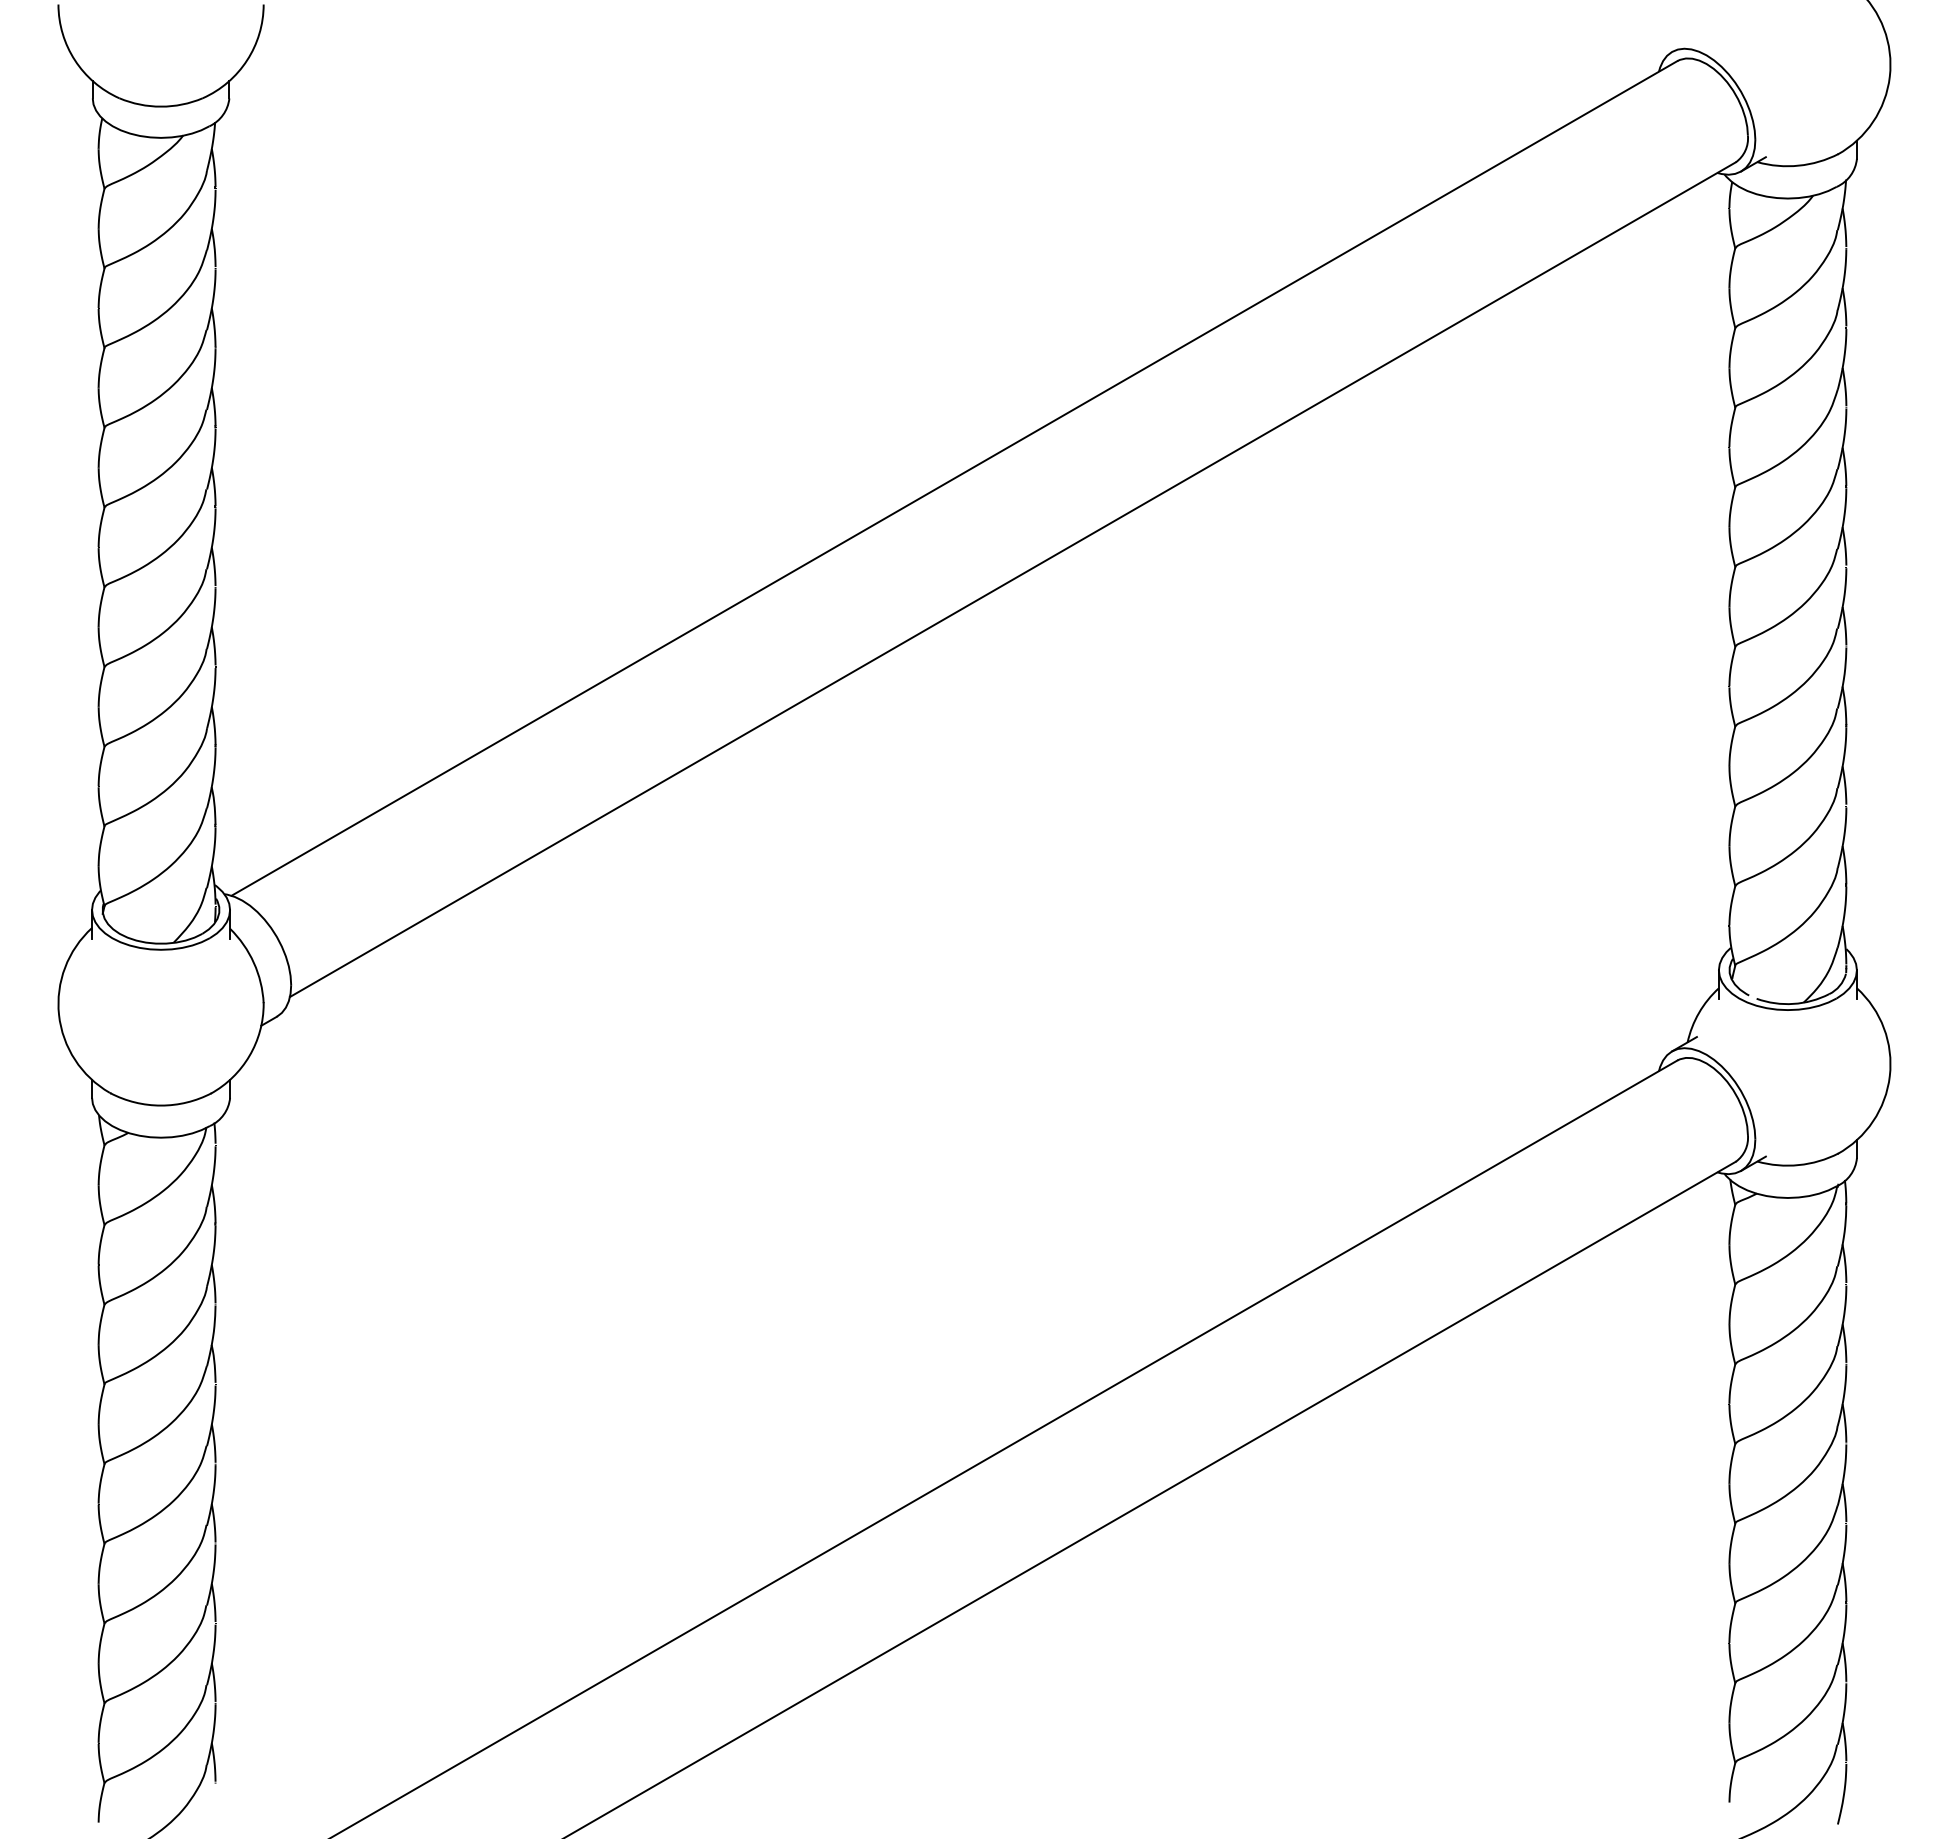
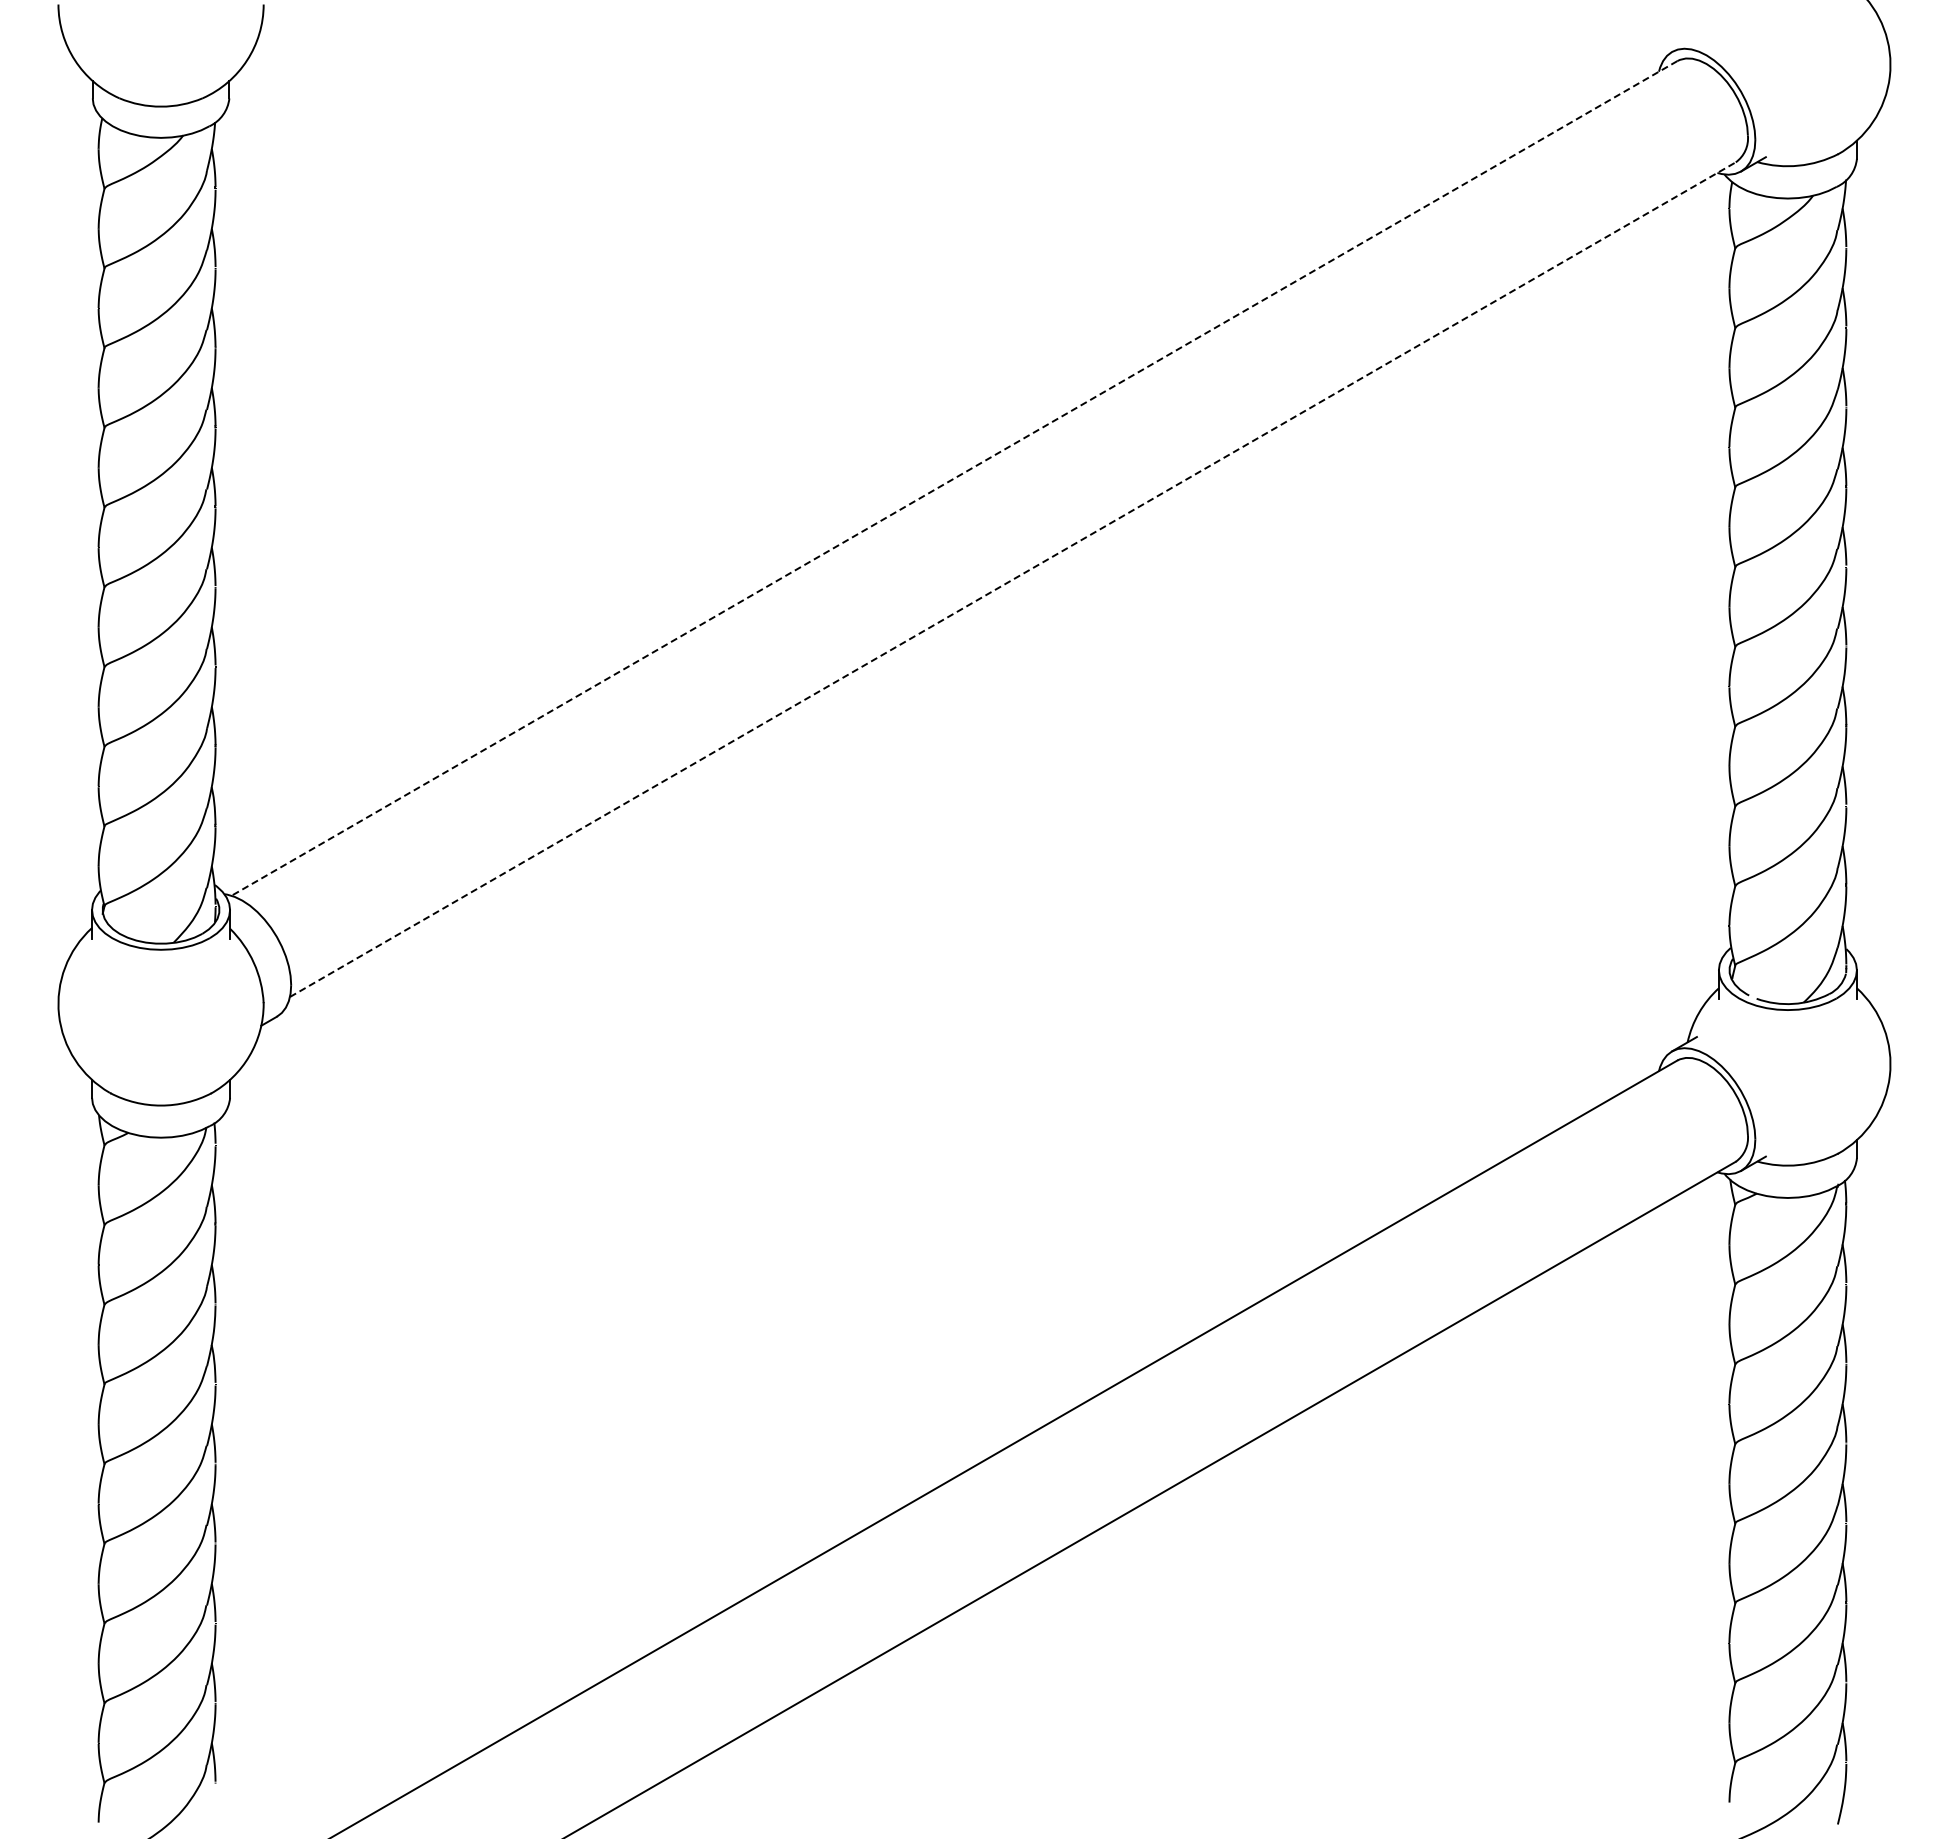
line: solid -> dashed (954, 478)
line: solid -> dashed (1012, 579)
